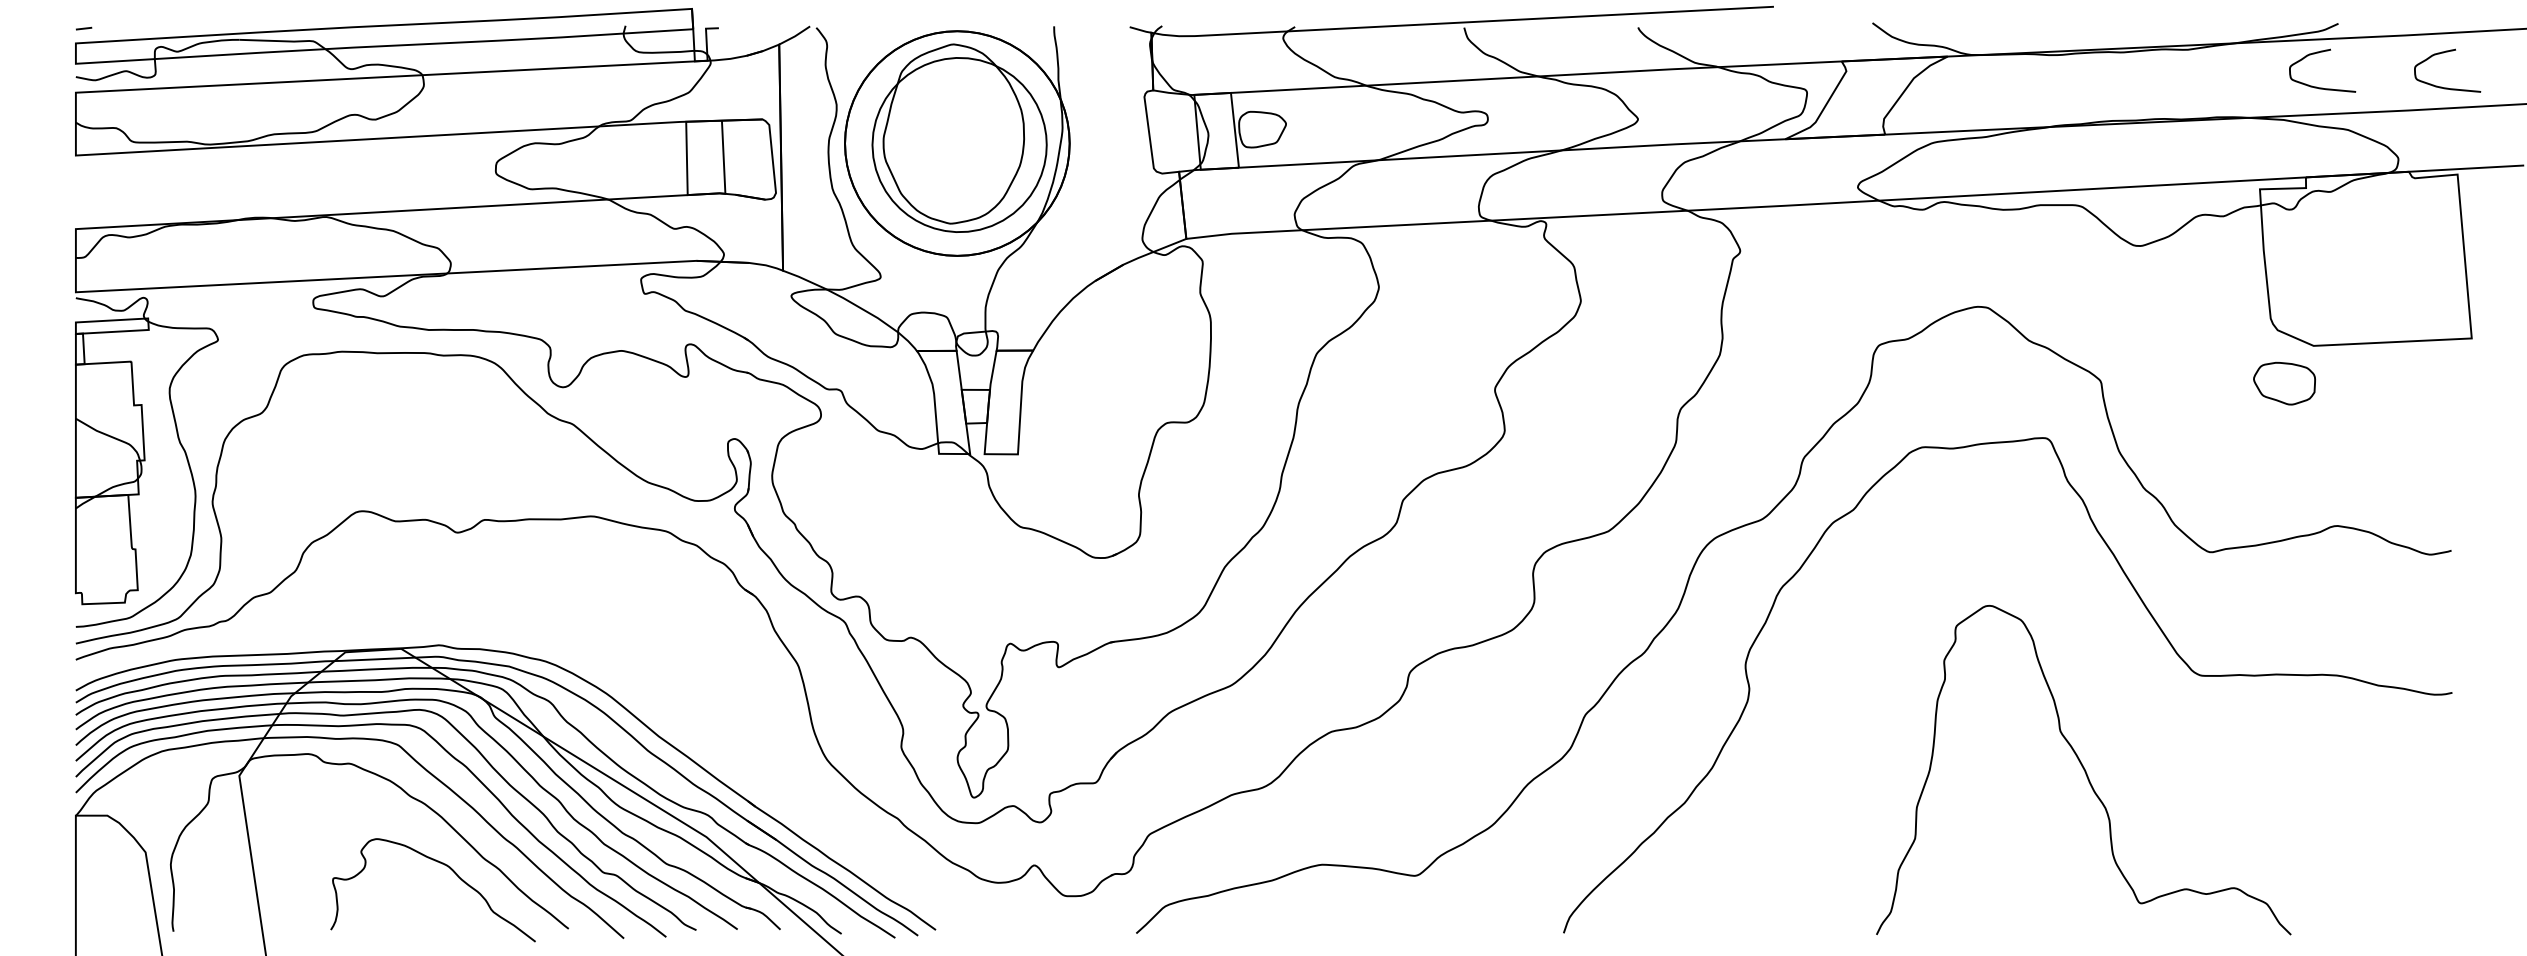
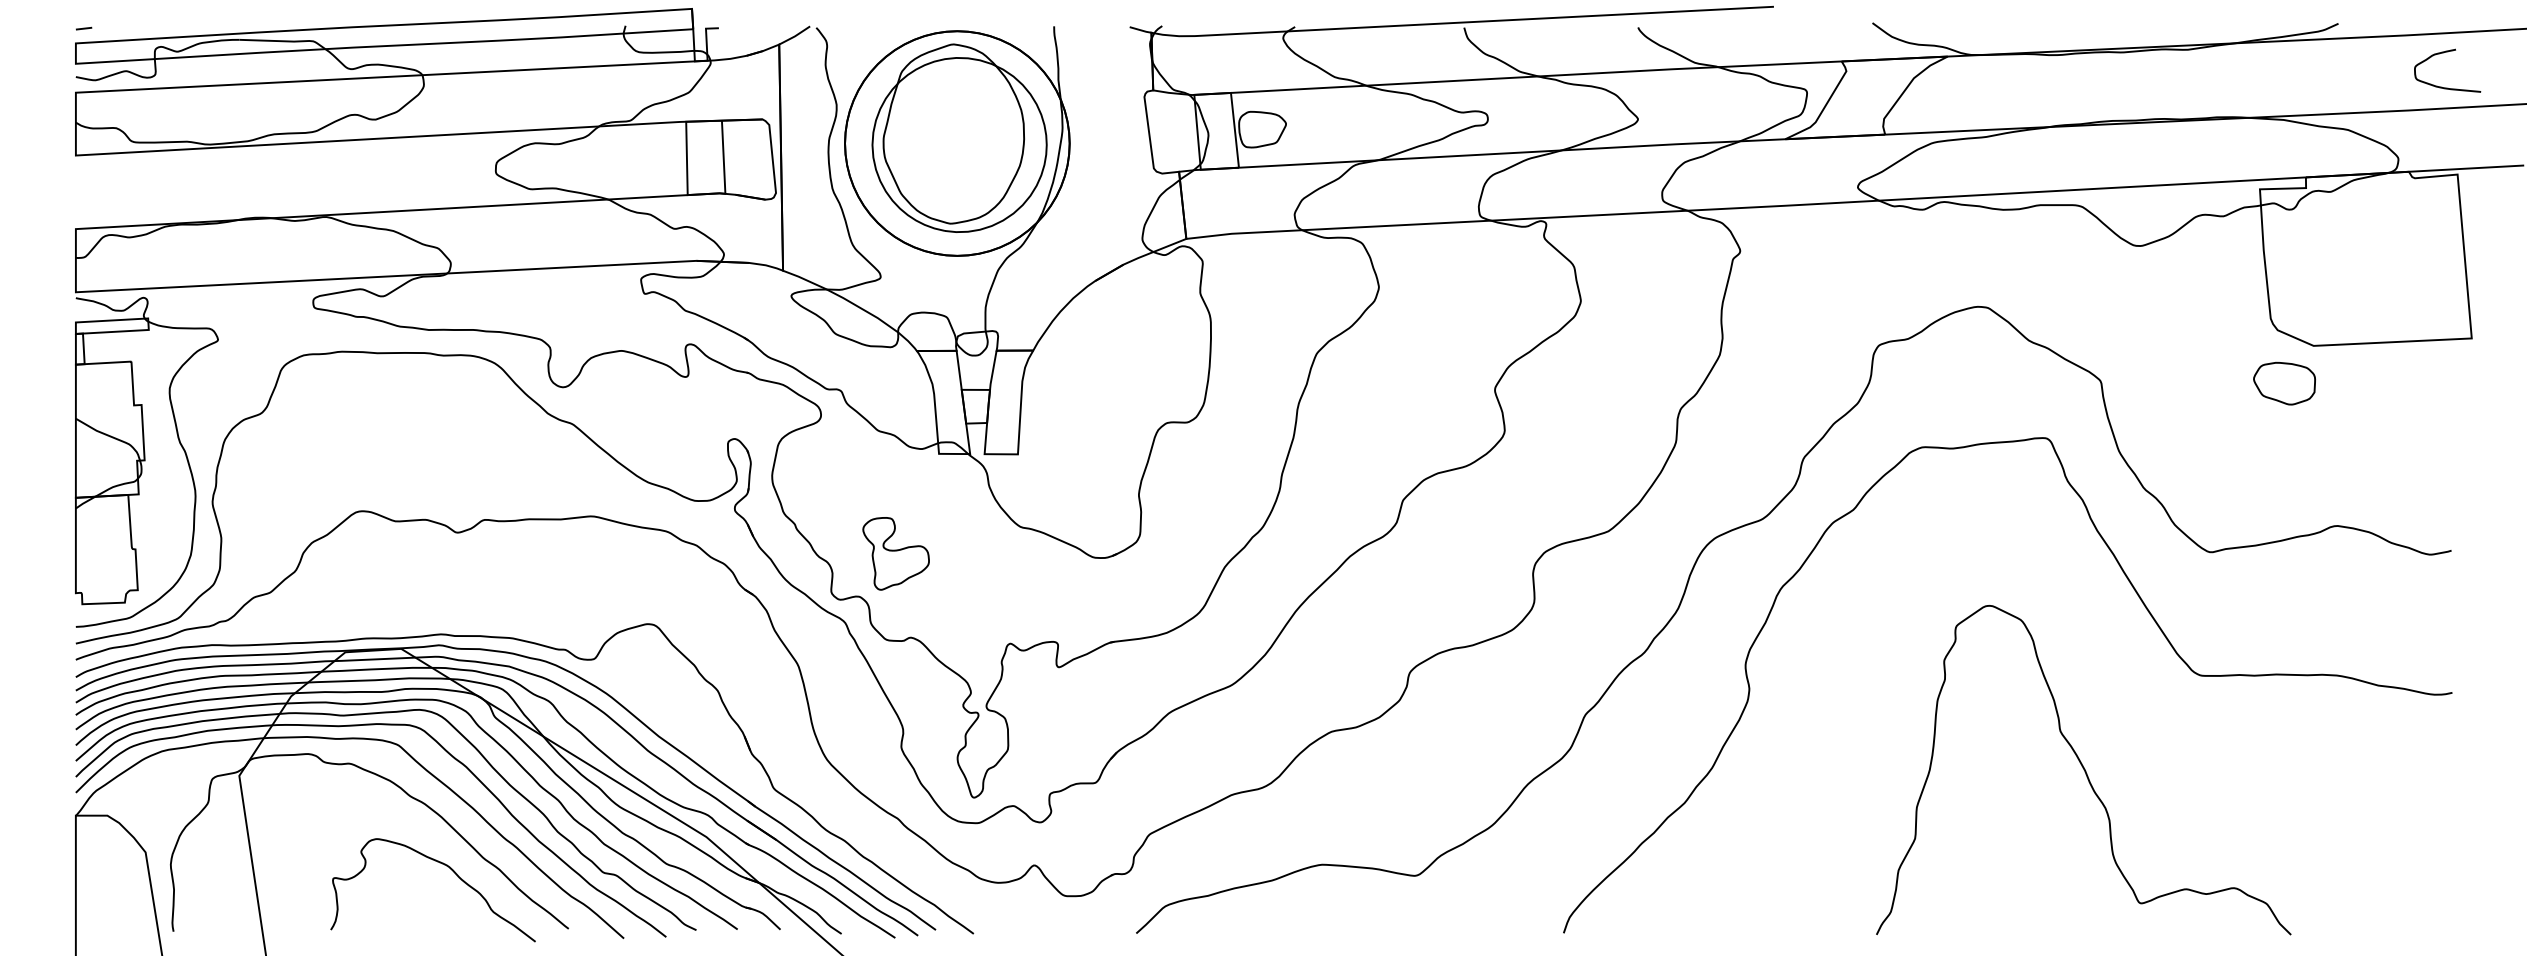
curve: present -> none (2322, 87)
part: none -> present (895, 553)
part: none -> present (578, 659)
